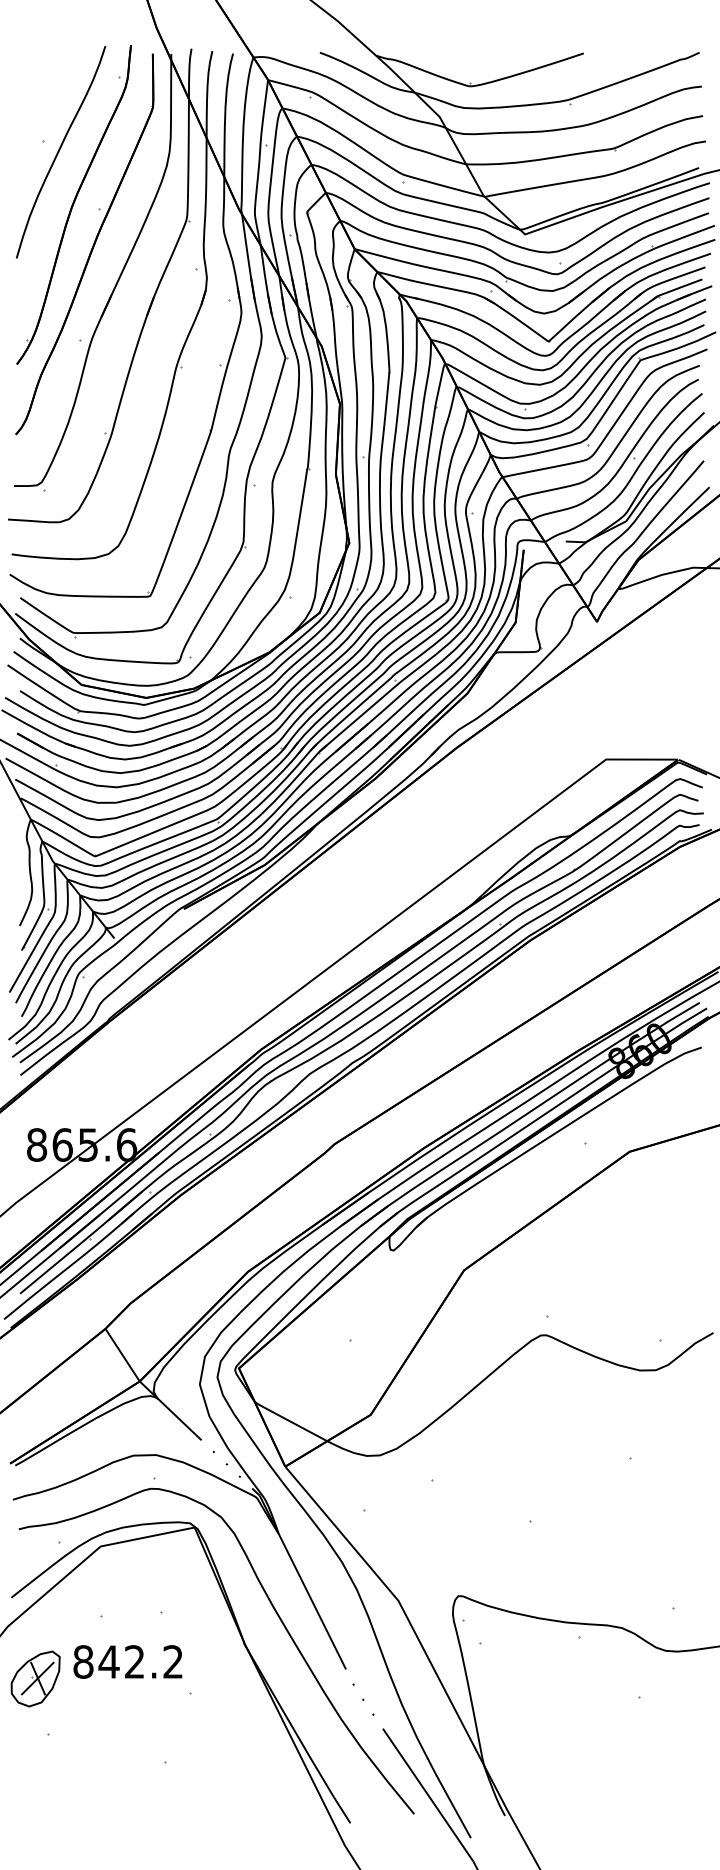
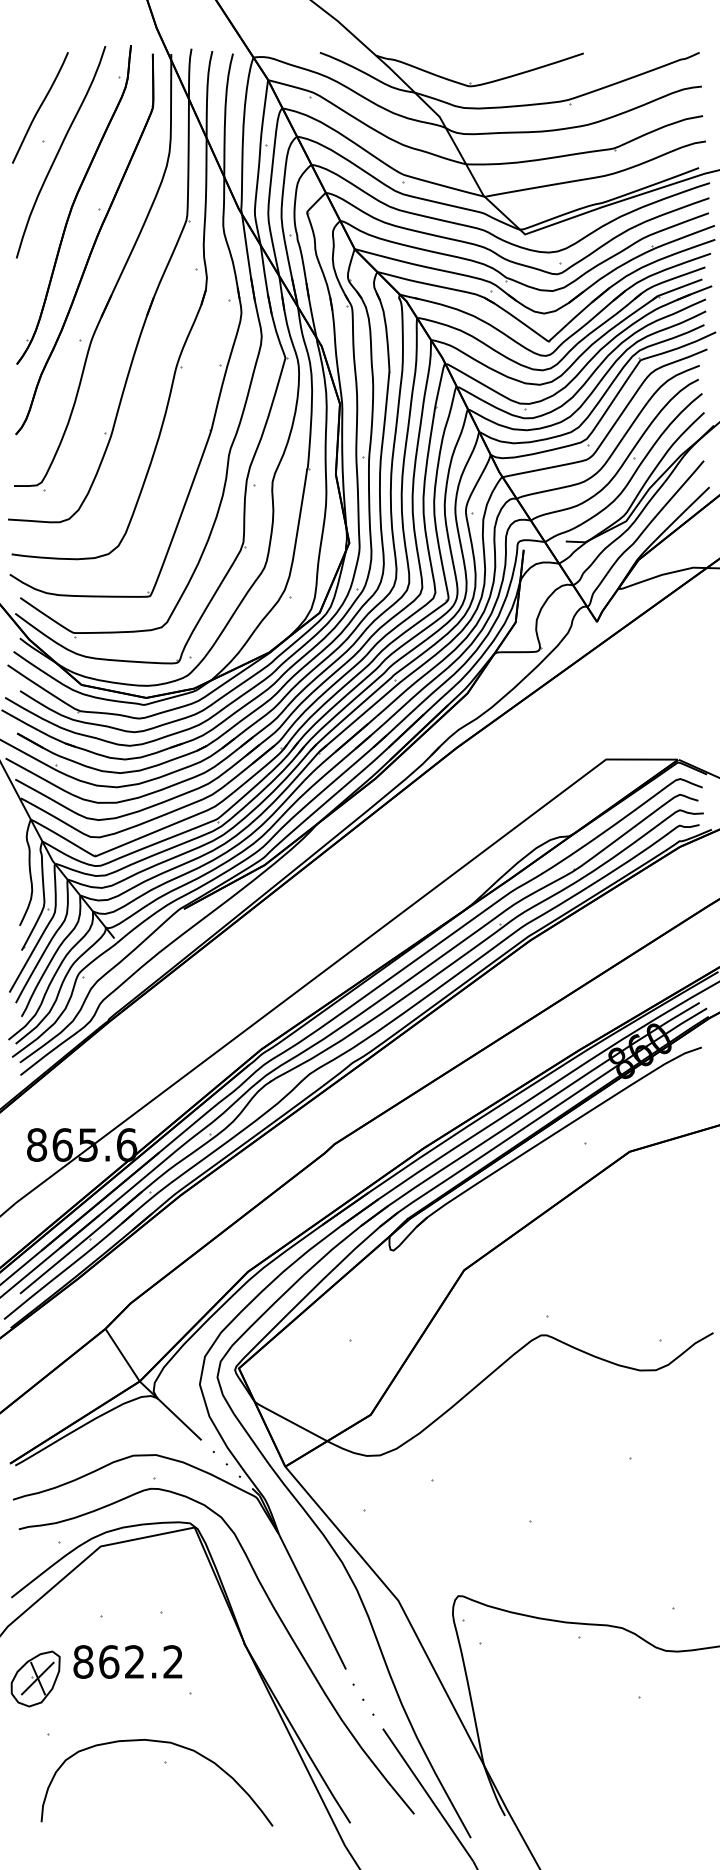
curve: none -> present (40, 107)
text: 842.2 -> 862.2 (108, 1661)
curve: none -> present (157, 1742)
